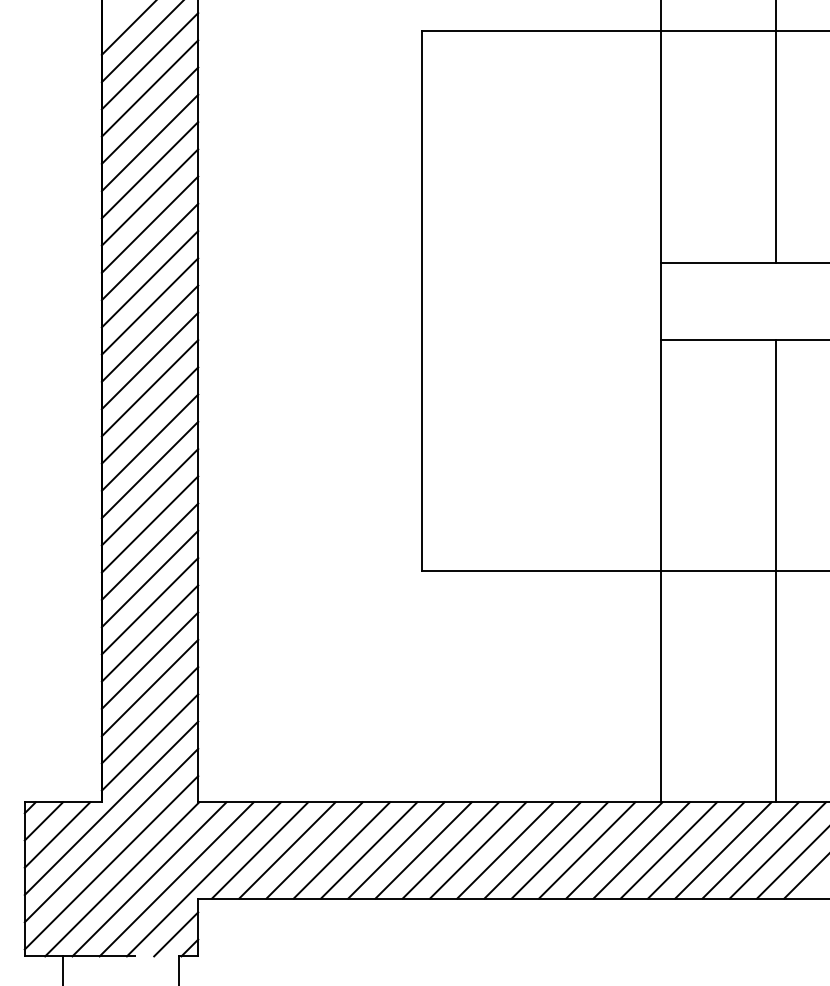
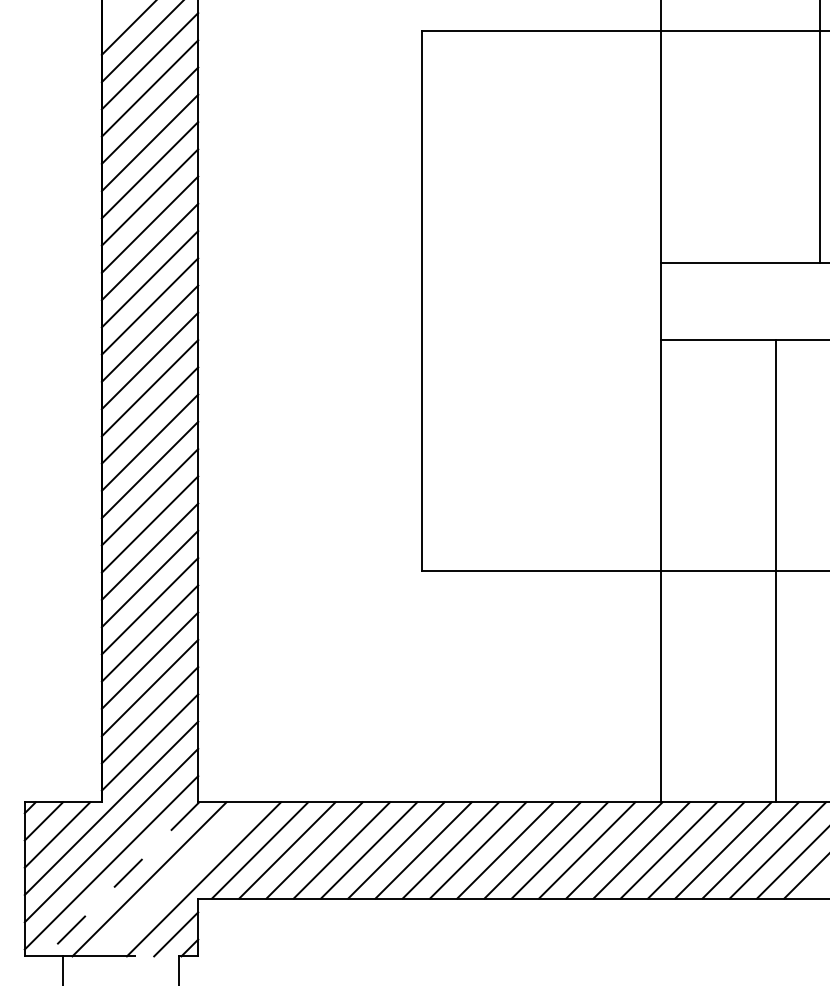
line position: (776, 132) -> (820, 132) (820, 132)
line: solid -> dashed (122, 879)
line: present -> none (176, 879)
